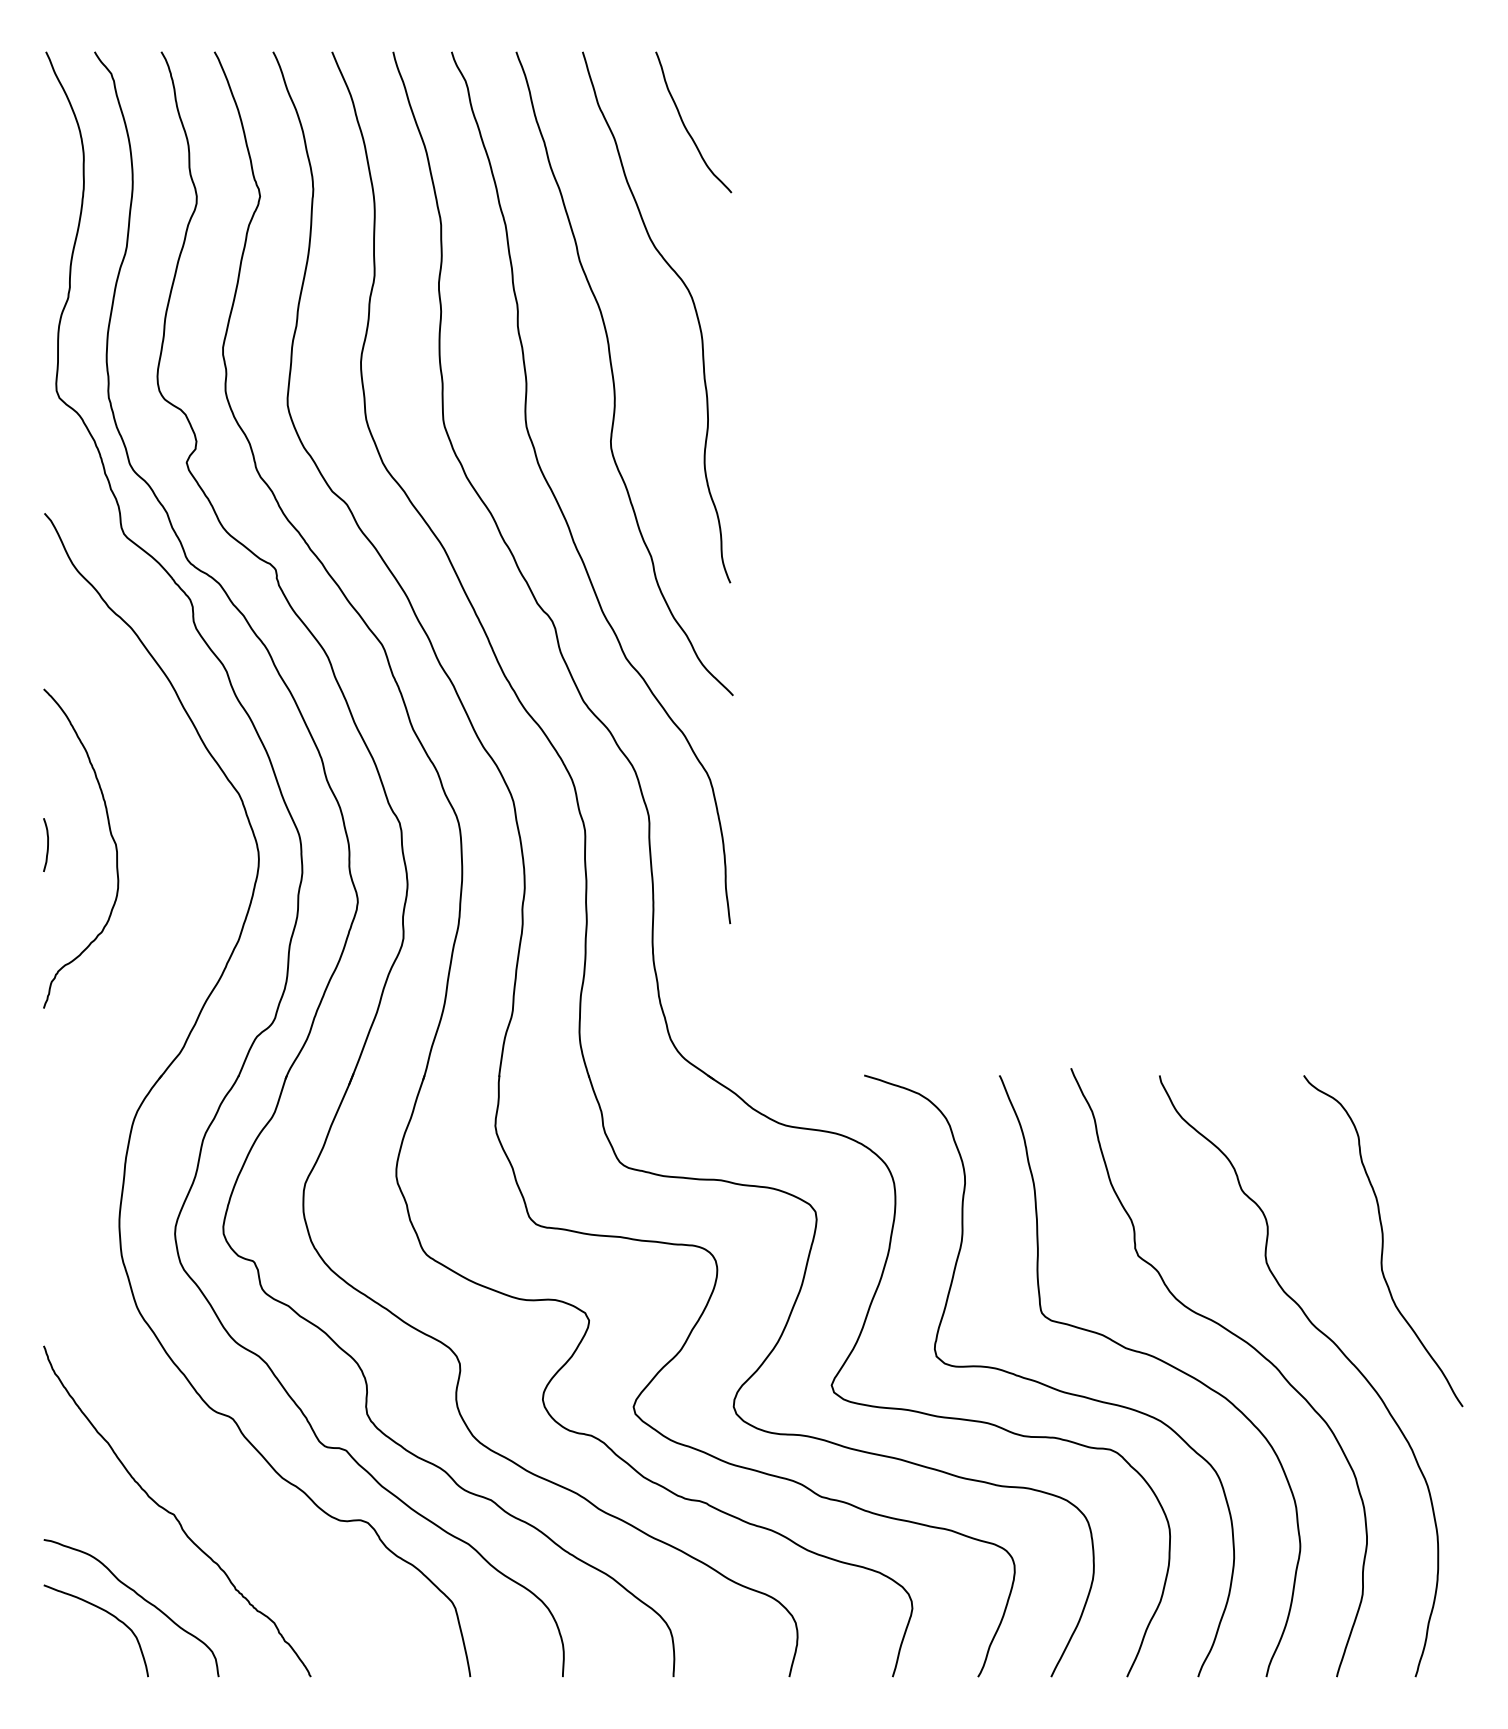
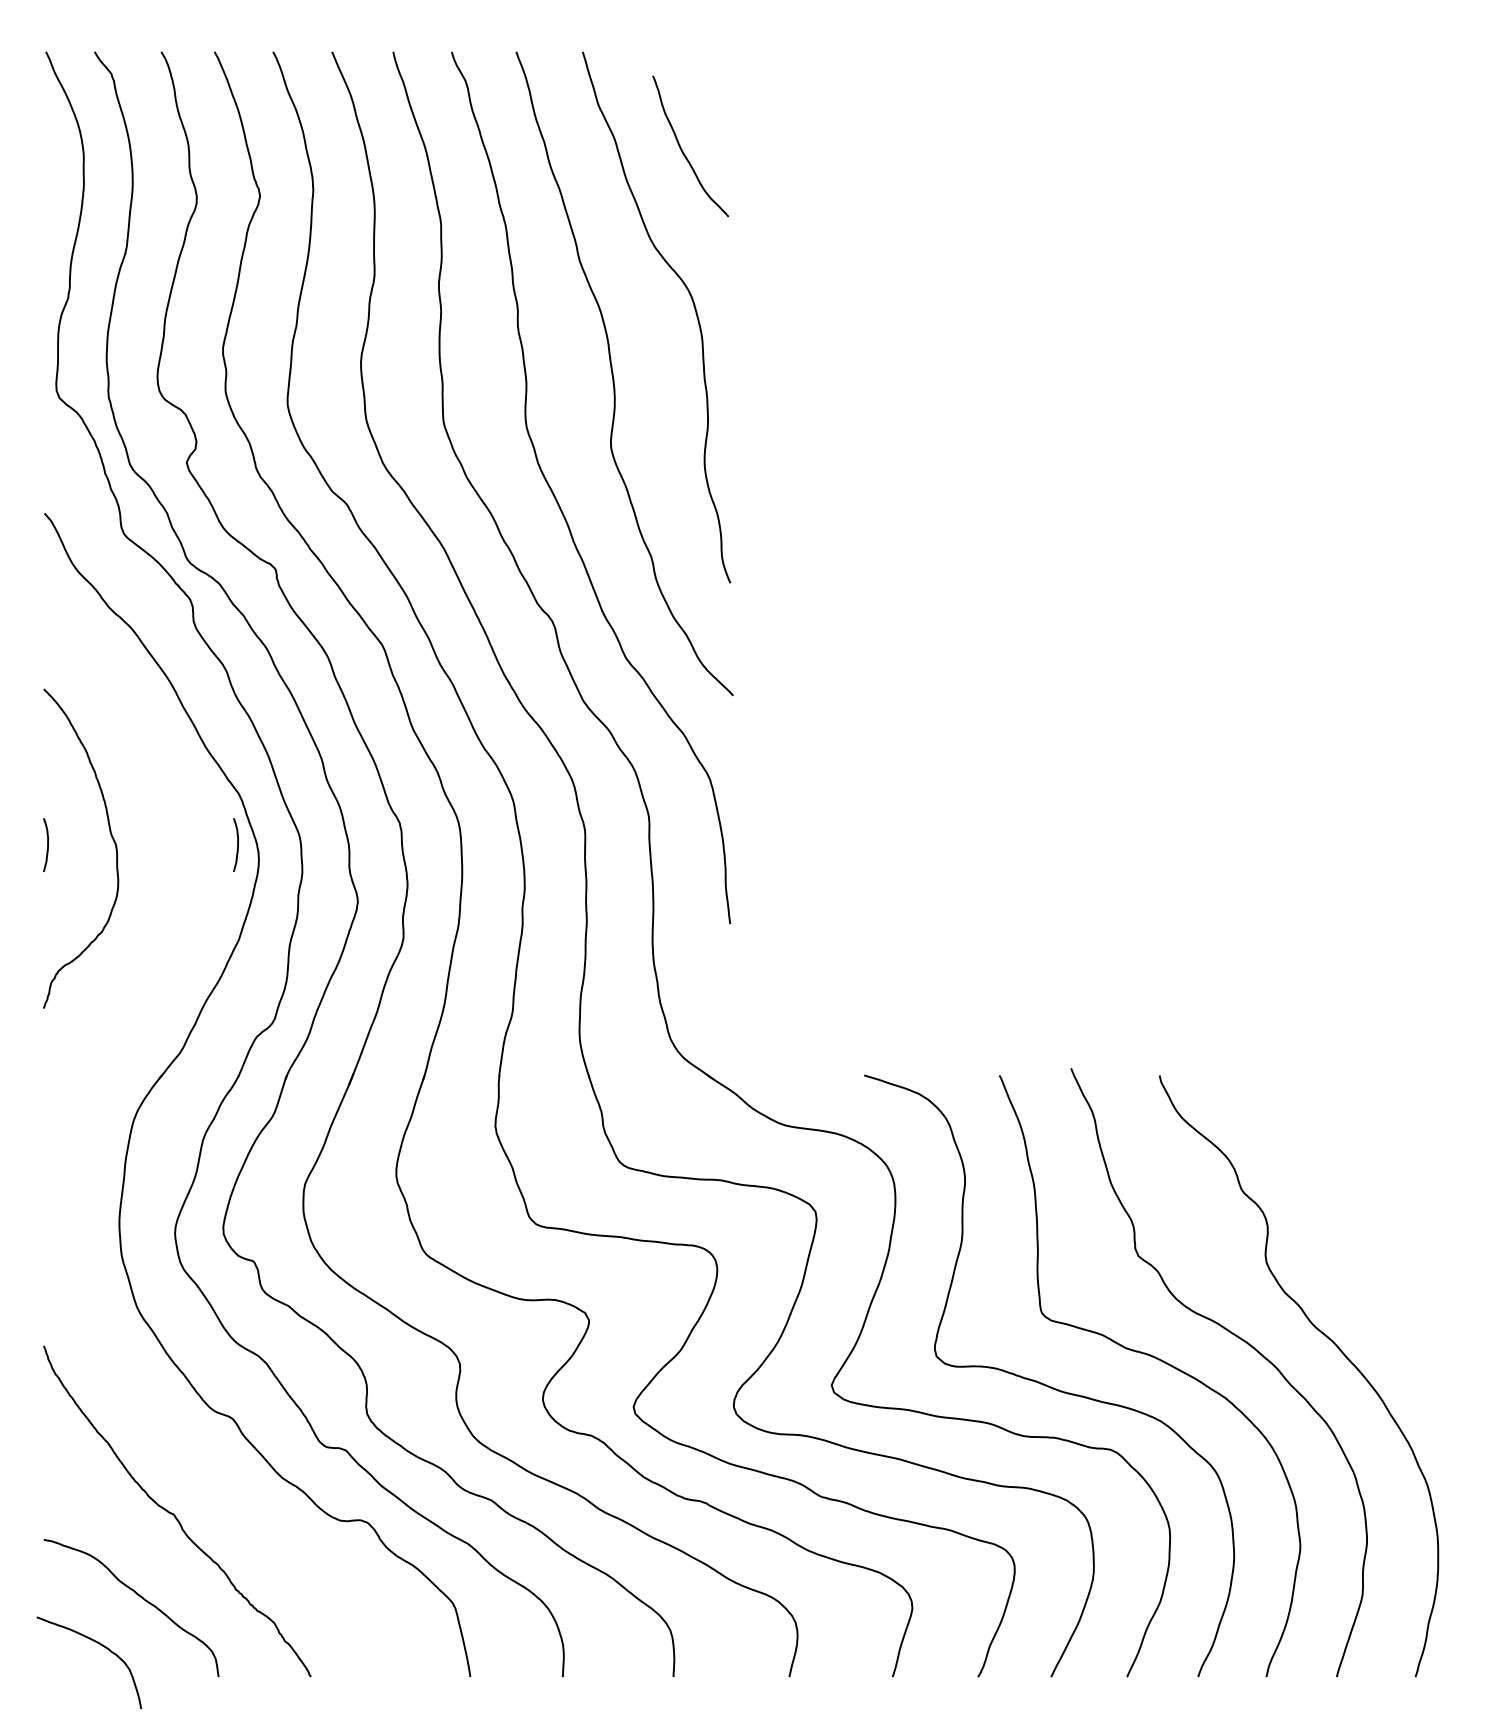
curve position: (685, 125) -> (682, 149) (682, 149)
curve: none -> present (237, 844)
curve: present -> none (1383, 1241)
curve position: (107, 1613) -> (100, 1645) (100, 1645)
